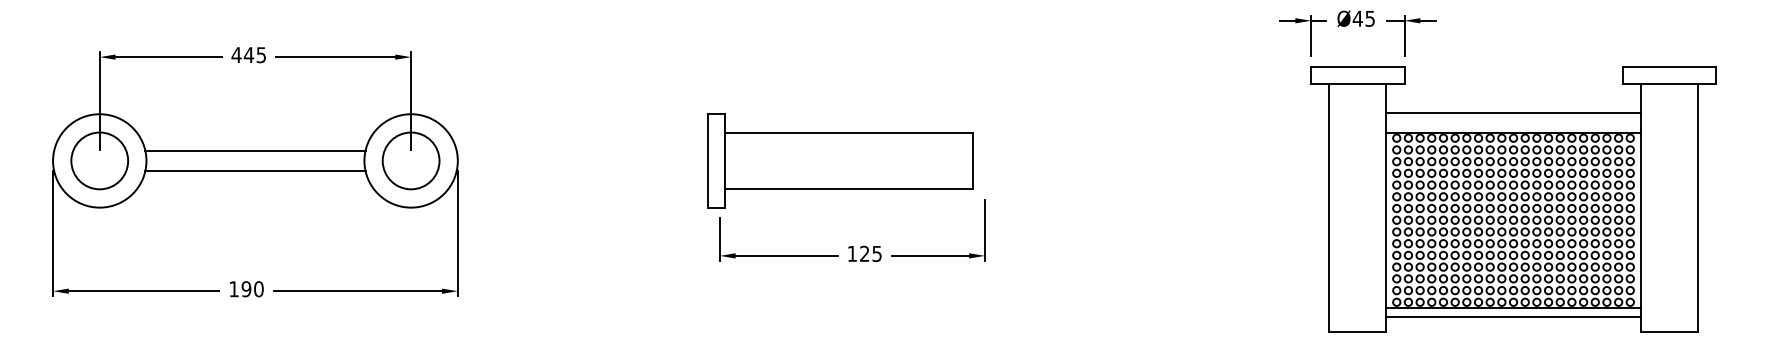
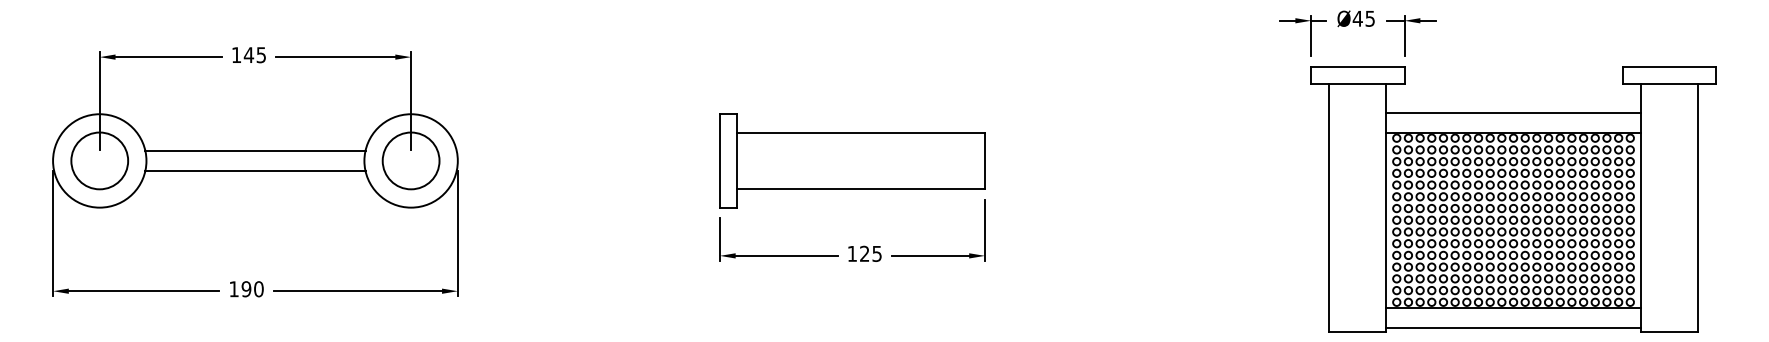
text: 445 -> 145 (236, 54)
part position: (840, 160) -> (852, 160) (852, 160)
line position: (1513, 316) -> (1513, 327) (1513, 327)
